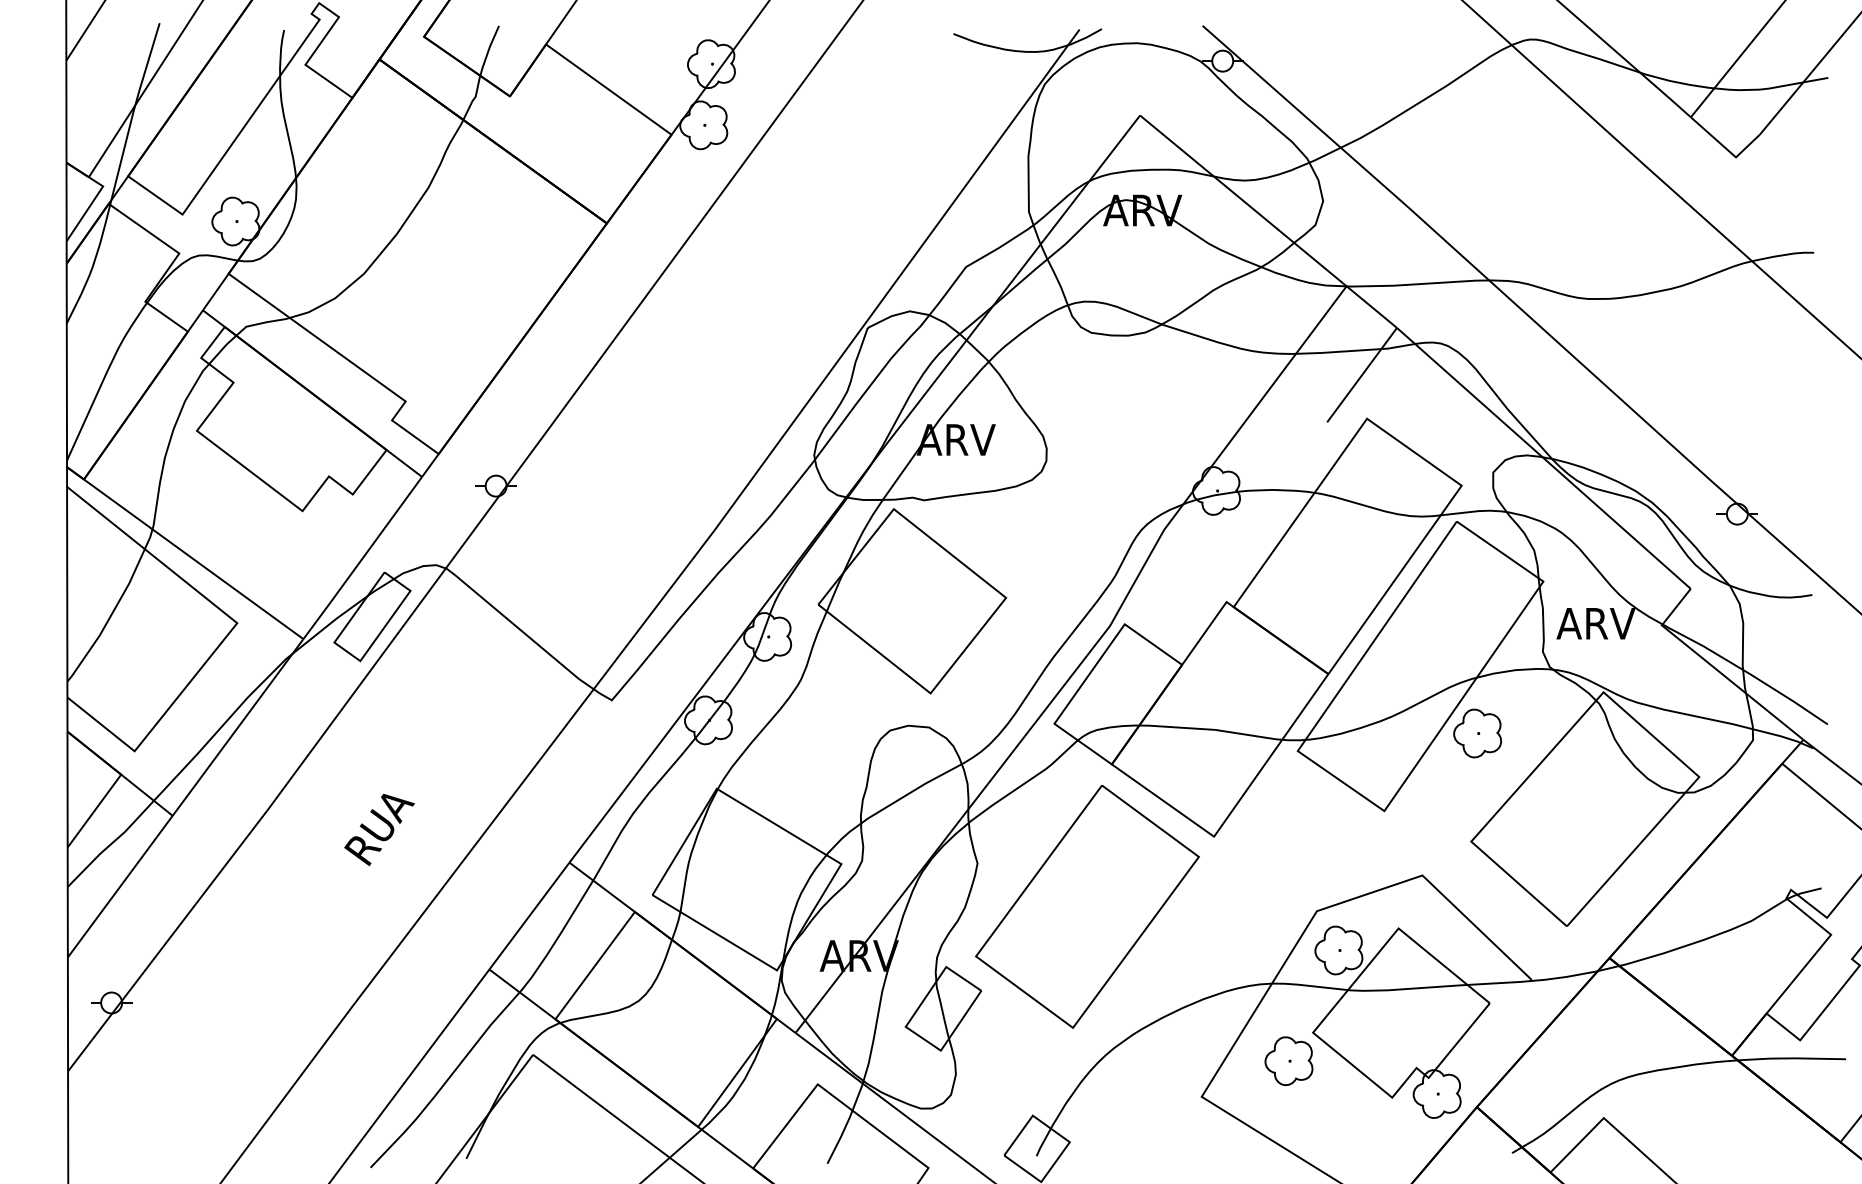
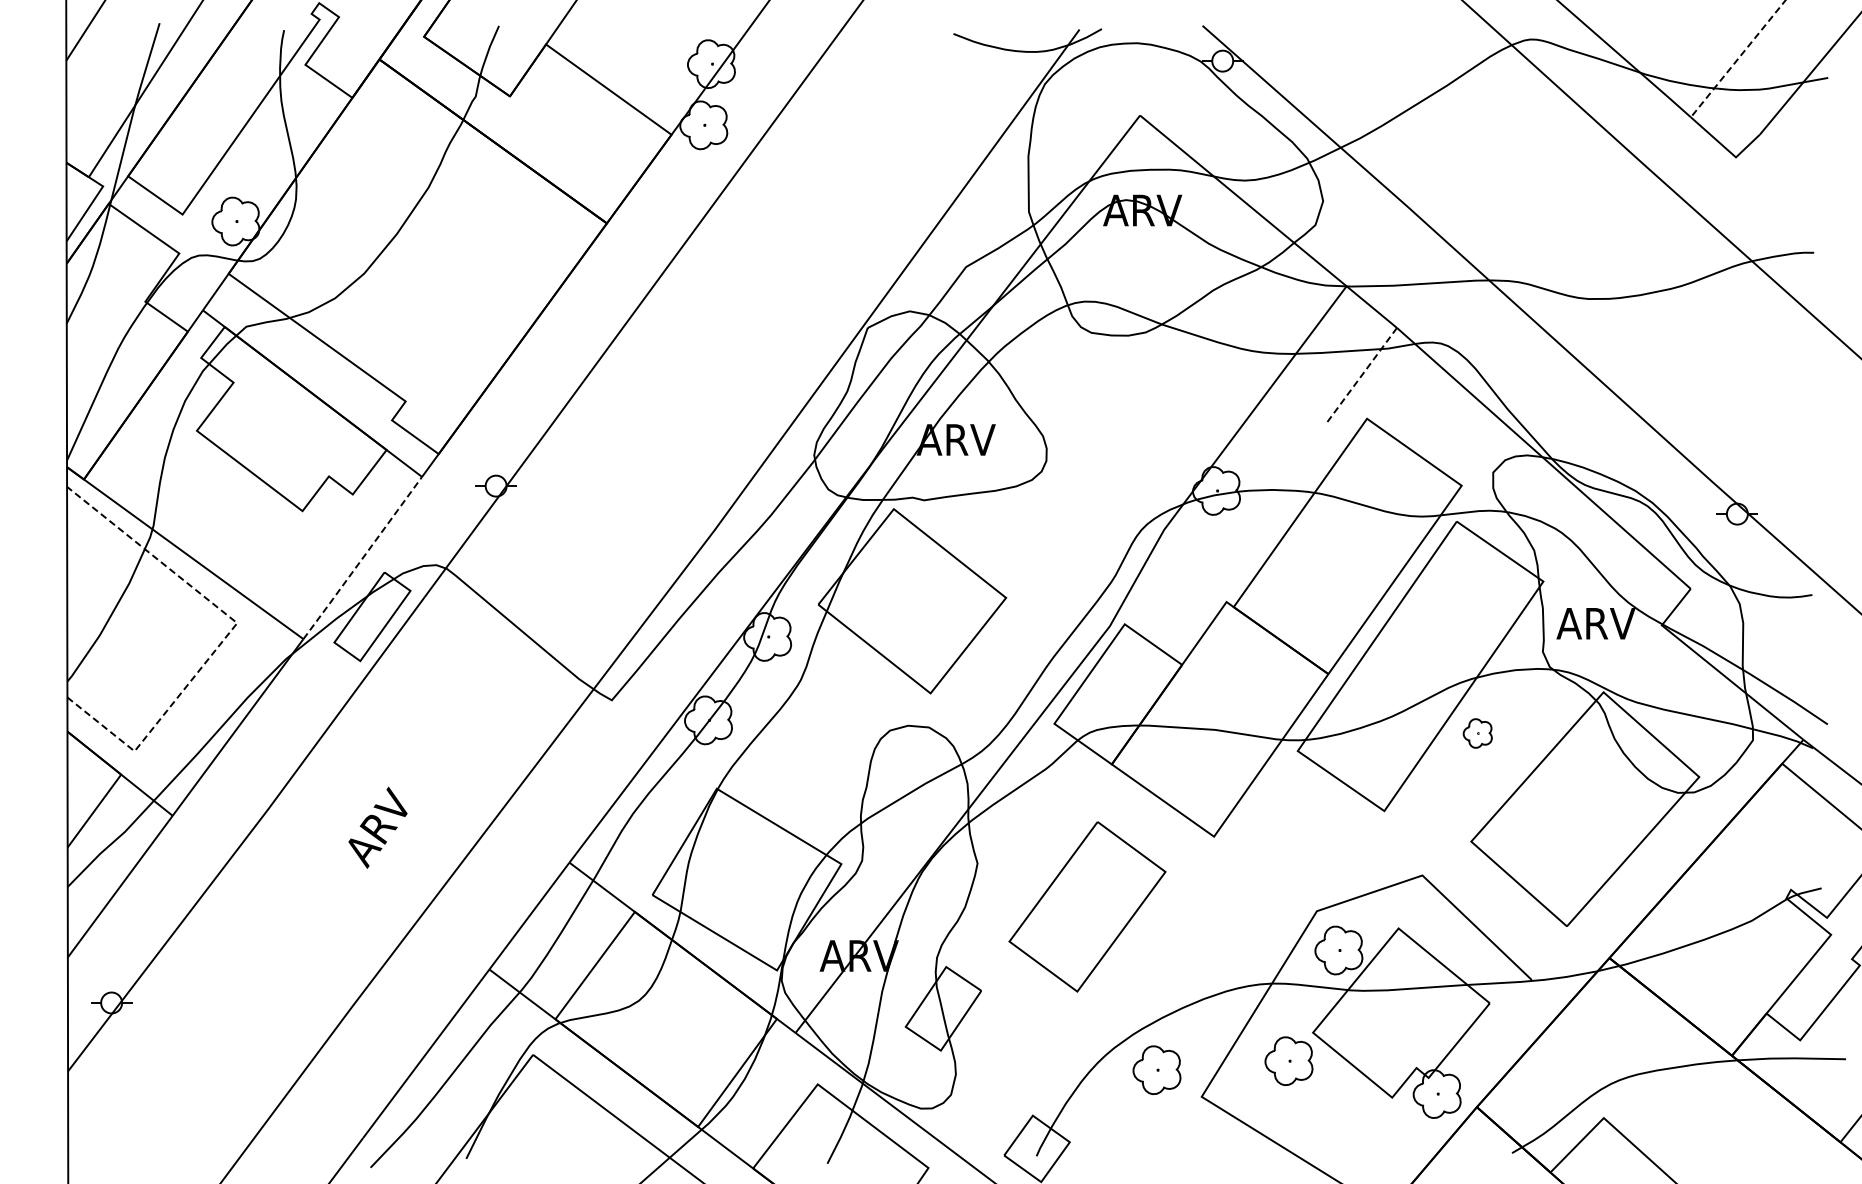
line: solid -> dashed (1737, 59)
line: solid -> dashed (1362, 375)
line: solid -> dashed (362, 558)
line: solid -> dashed (227, 635)
part size: 50x51 px -> 31x31 px (1477, 733)
text: RUA -> ARV (379, 827)
part size: 225x244 px -> 159x172 px (1087, 906)
part: none -> present (1156, 1069)
